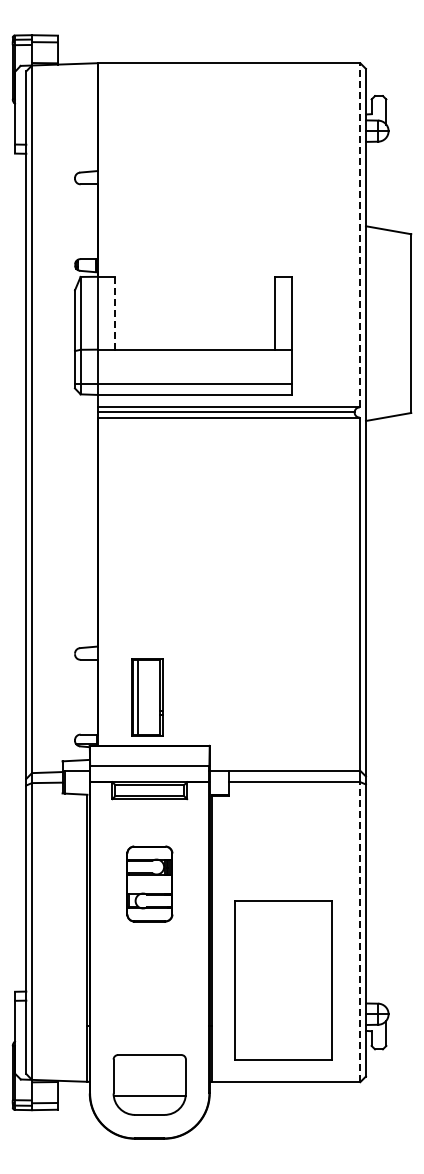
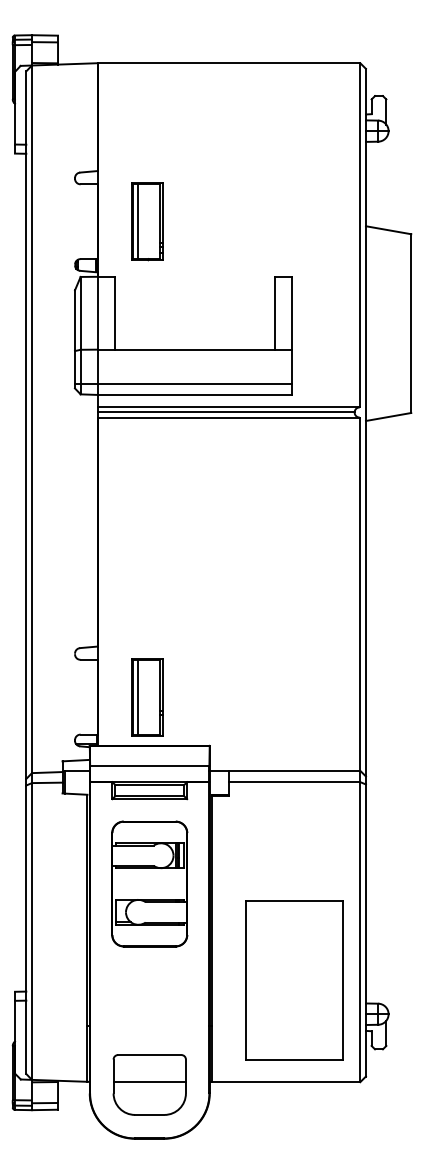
part: none -> present (147, 221)
line: dashed -> solid (360, 234)
line: dashed -> solid (114, 313)
part size: 48x78 px -> 78x128 px (149, 883)
line: dashed -> solid (360, 931)
part position: (283, 980) -> (294, 980) (294, 980)
line position: (149, 1096) -> (149, 1082) (149, 1082)
